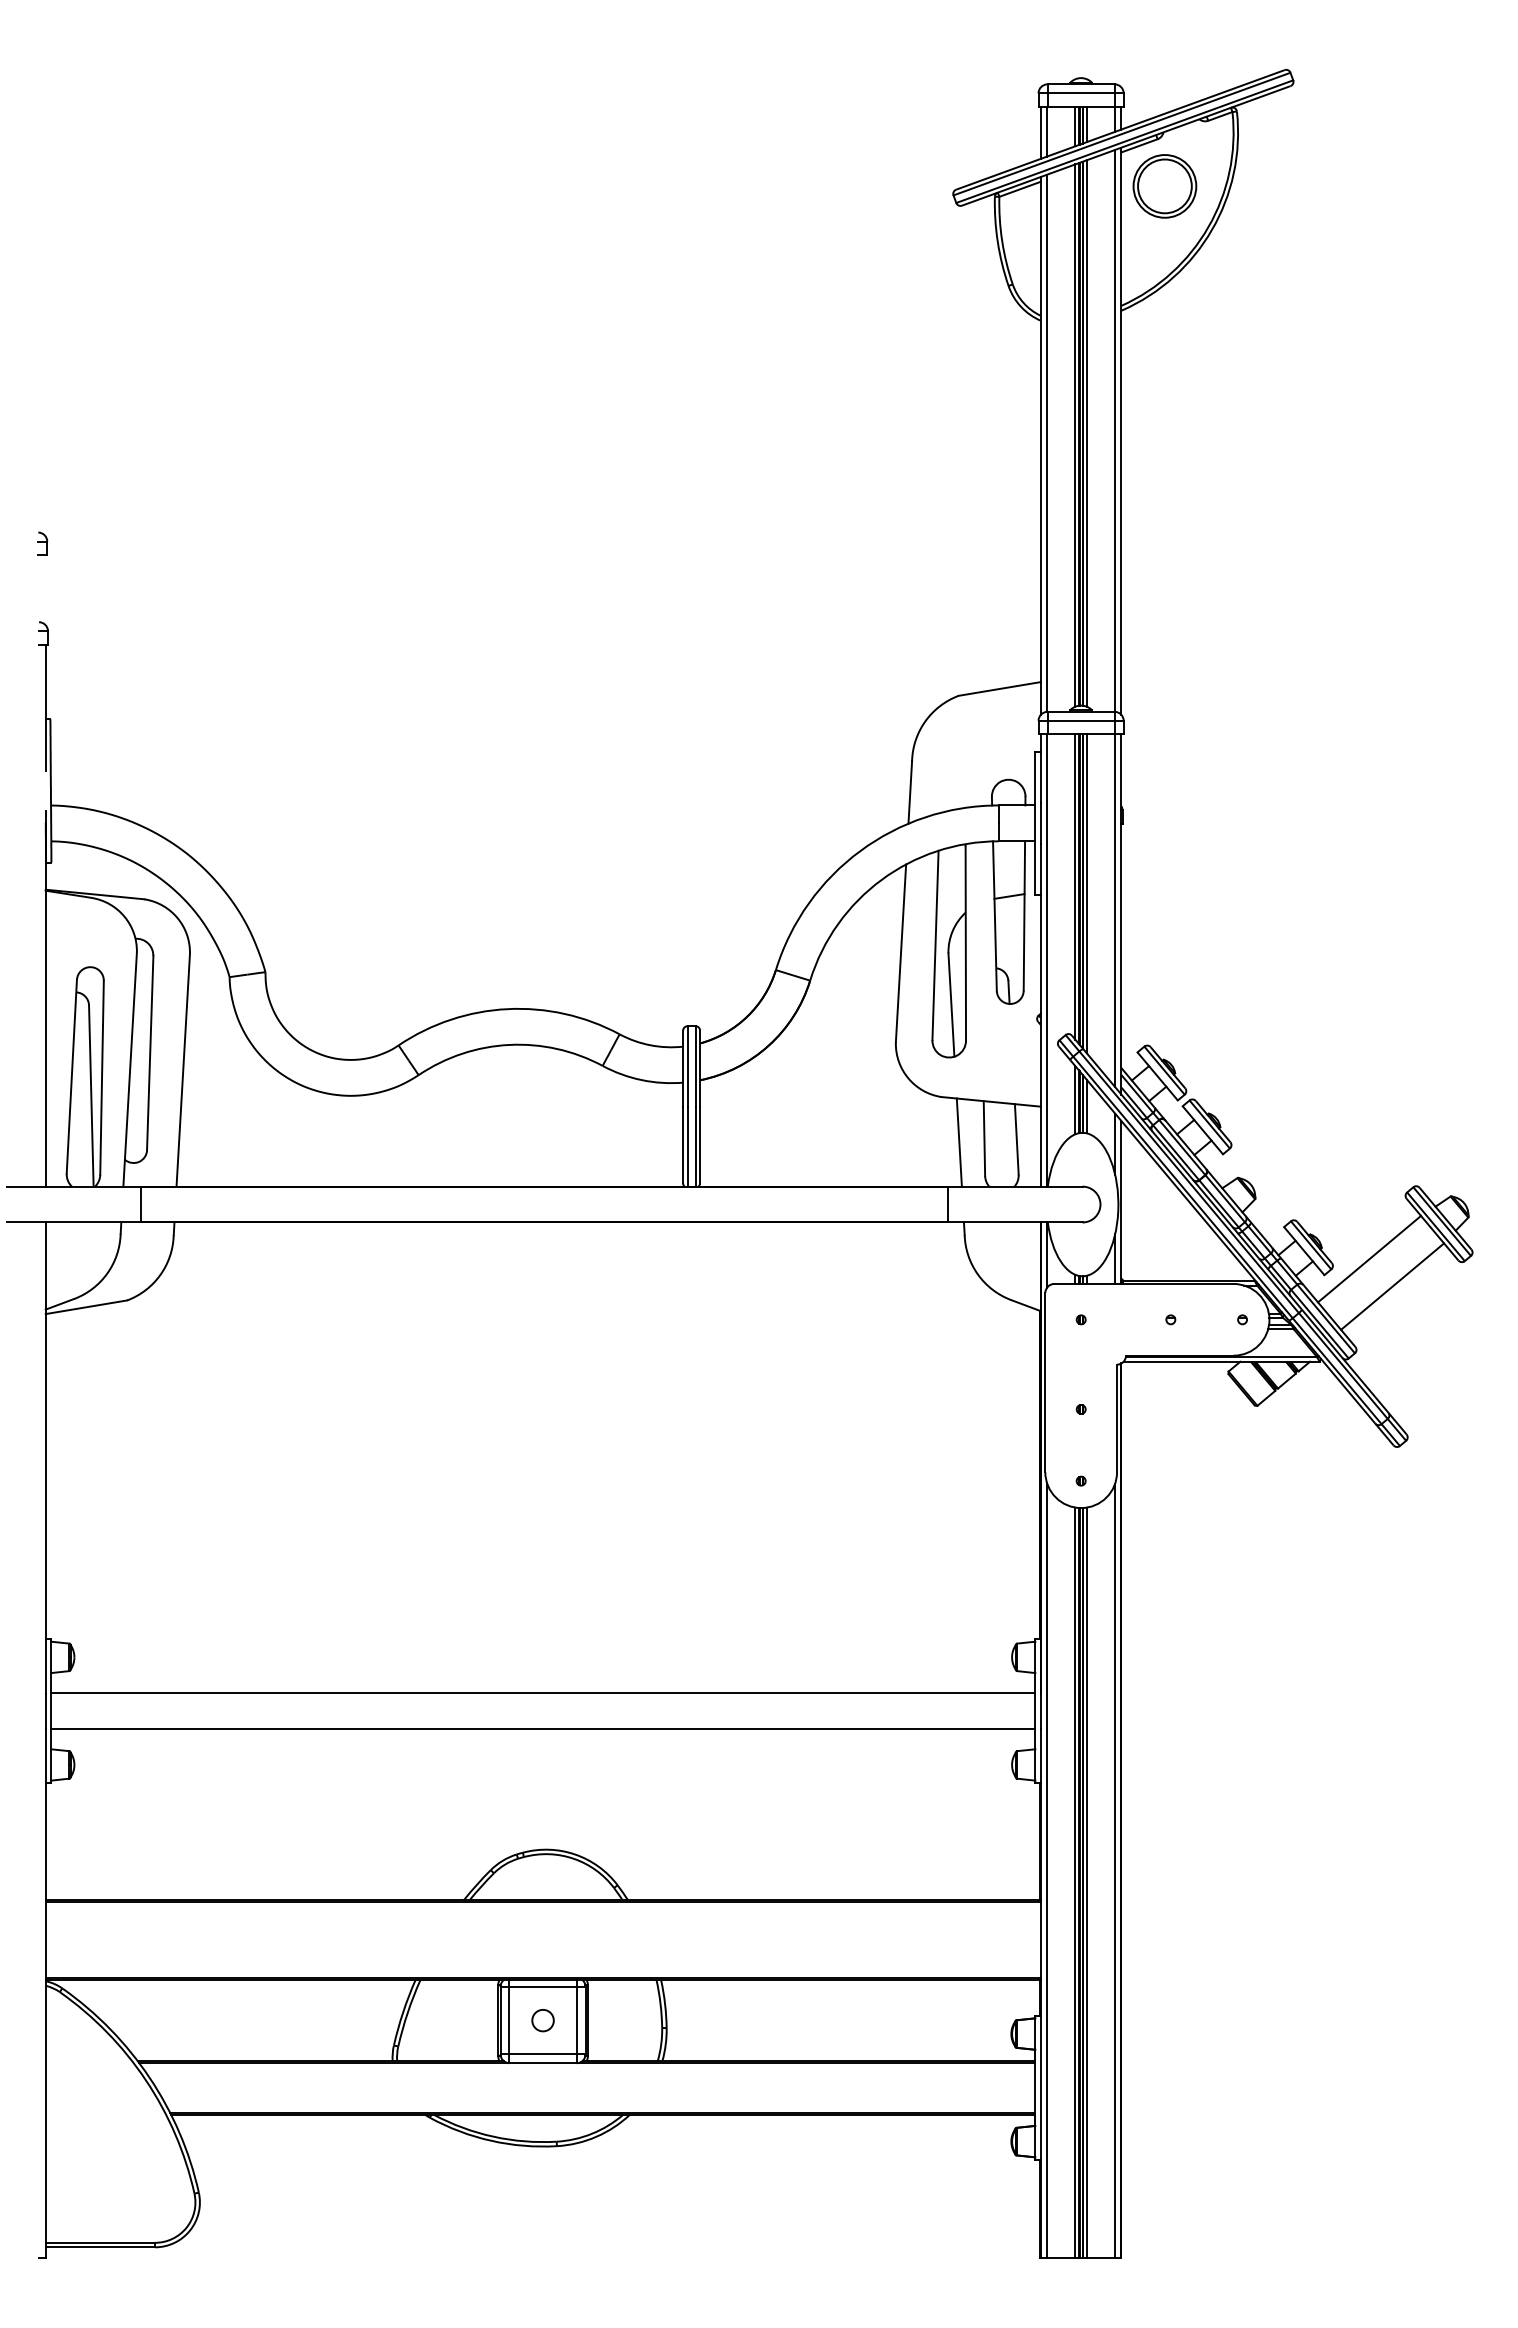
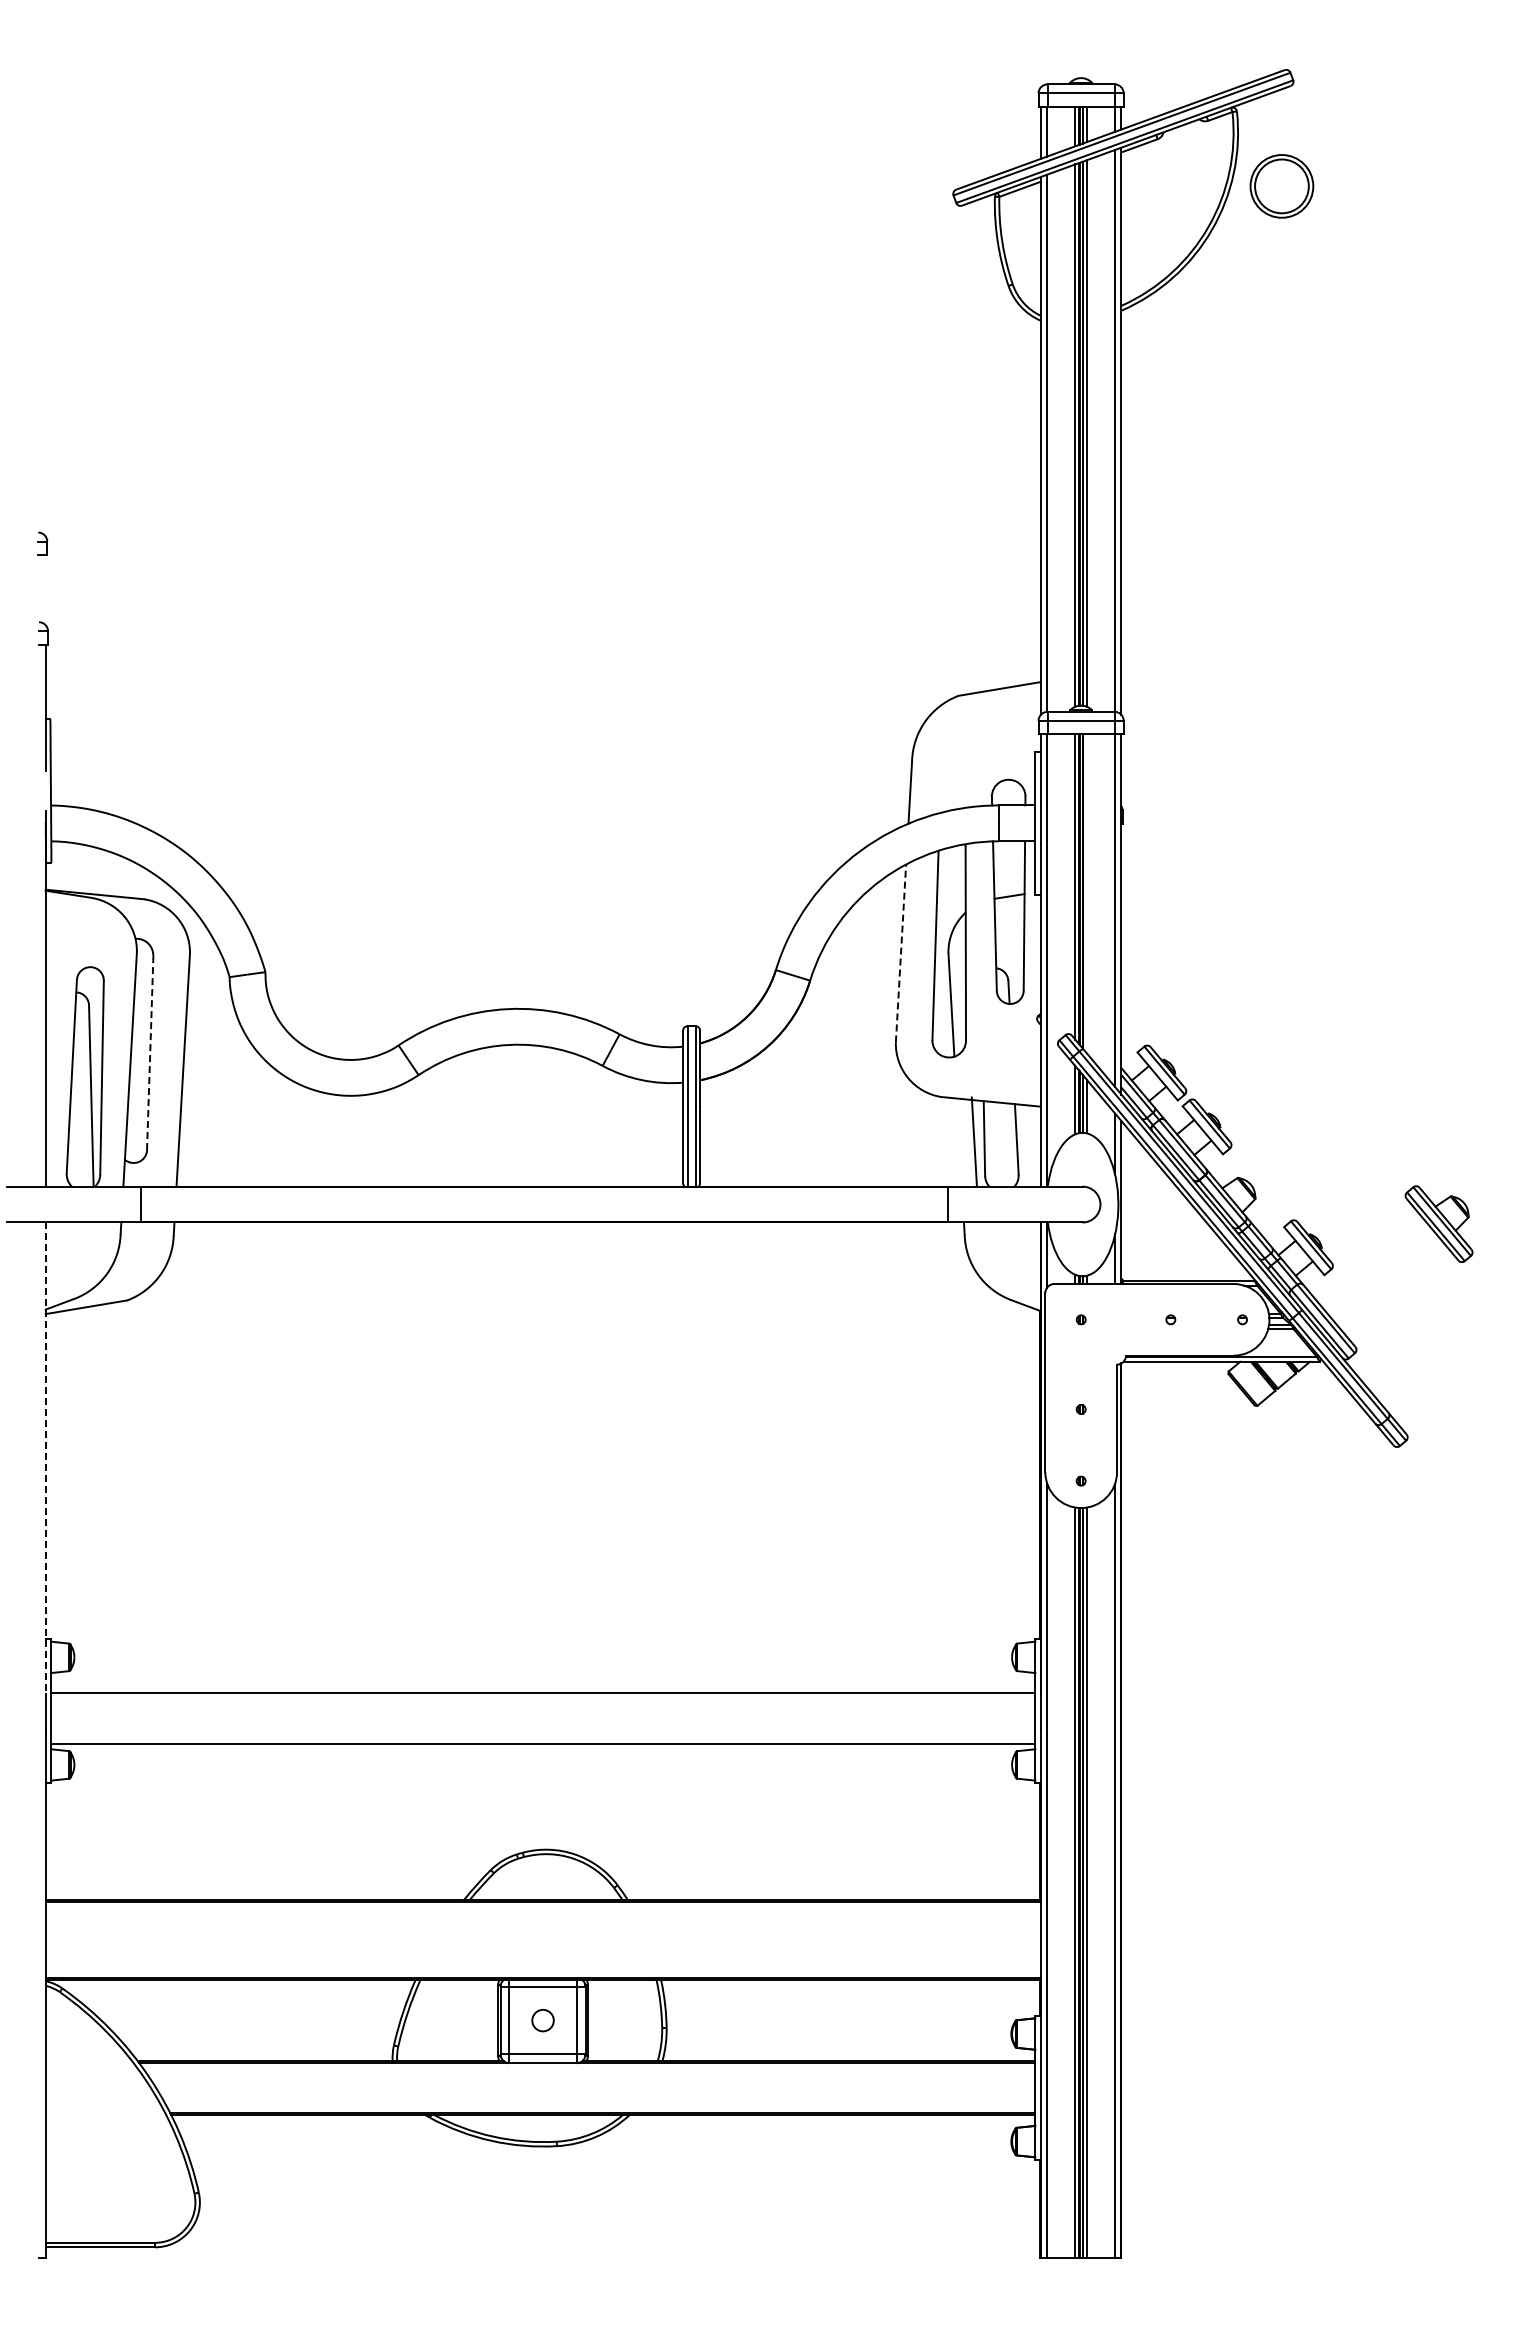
part position: (1164, 186) -> (1281, 186) (1281, 186)
line: present -> none (1086, 893)
line: solid -> dashed (901, 952)
line: solid -> dashed (150, 1053)
line position: (958, 1142) -> (973, 1141) (973, 1141)
line: present -> none (1369, 1258)
line: present -> none (1392, 1286)
line: solid -> dashed (45, 1458)
line position: (543, 1729) -> (543, 1744) (543, 1744)
